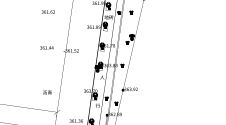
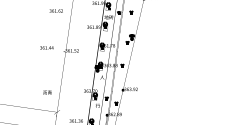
text position: (47, 11) -> (55, 10) (55, 10)
